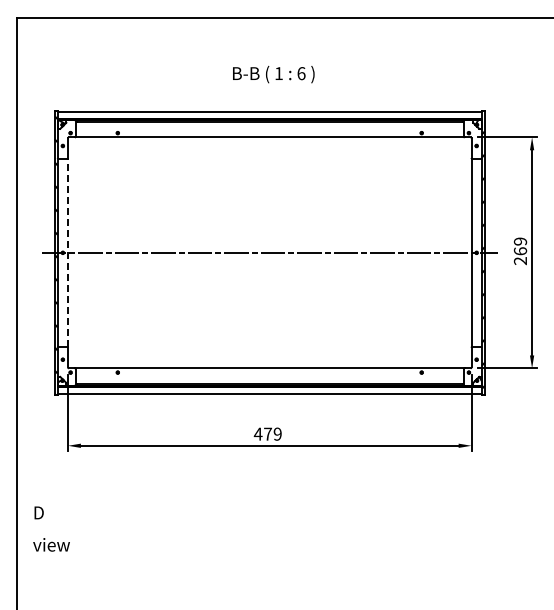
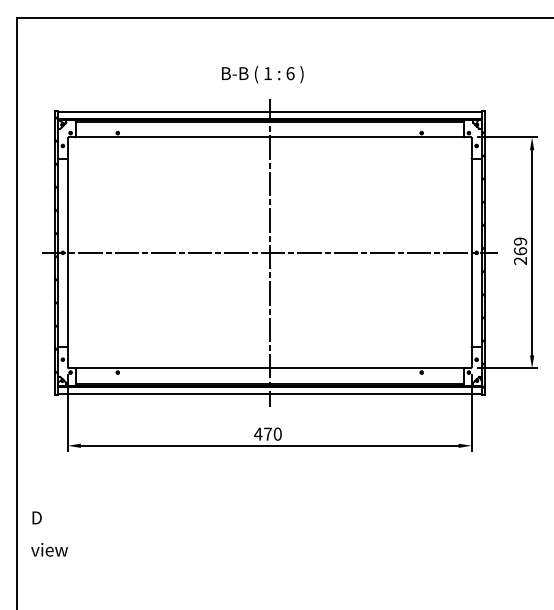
text position: (273, 74) -> (262, 74) (262, 74)
line: dashed -> solid (67, 252)
line: none -> present (269, 252)
text: 479 -> 470 (277, 433)
text position: (51, 528) -> (49, 533) (49, 533)
